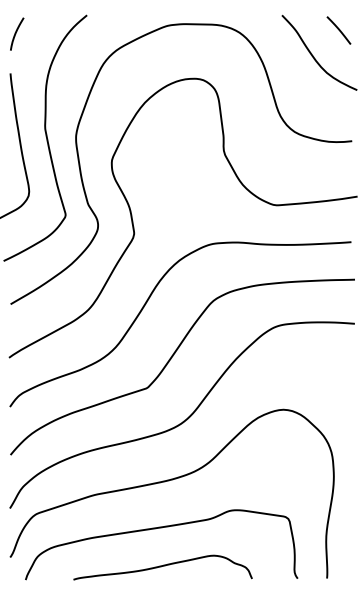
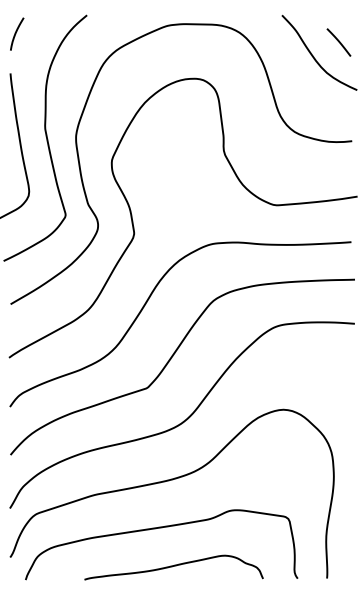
line position: (338, 30) -> (338, 42) (338, 42)
curve position: (162, 566) -> (173, 566) (173, 566)
